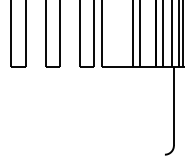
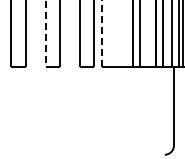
line: solid -> dashed (45, 33)
line: solid -> dashed (102, 33)
